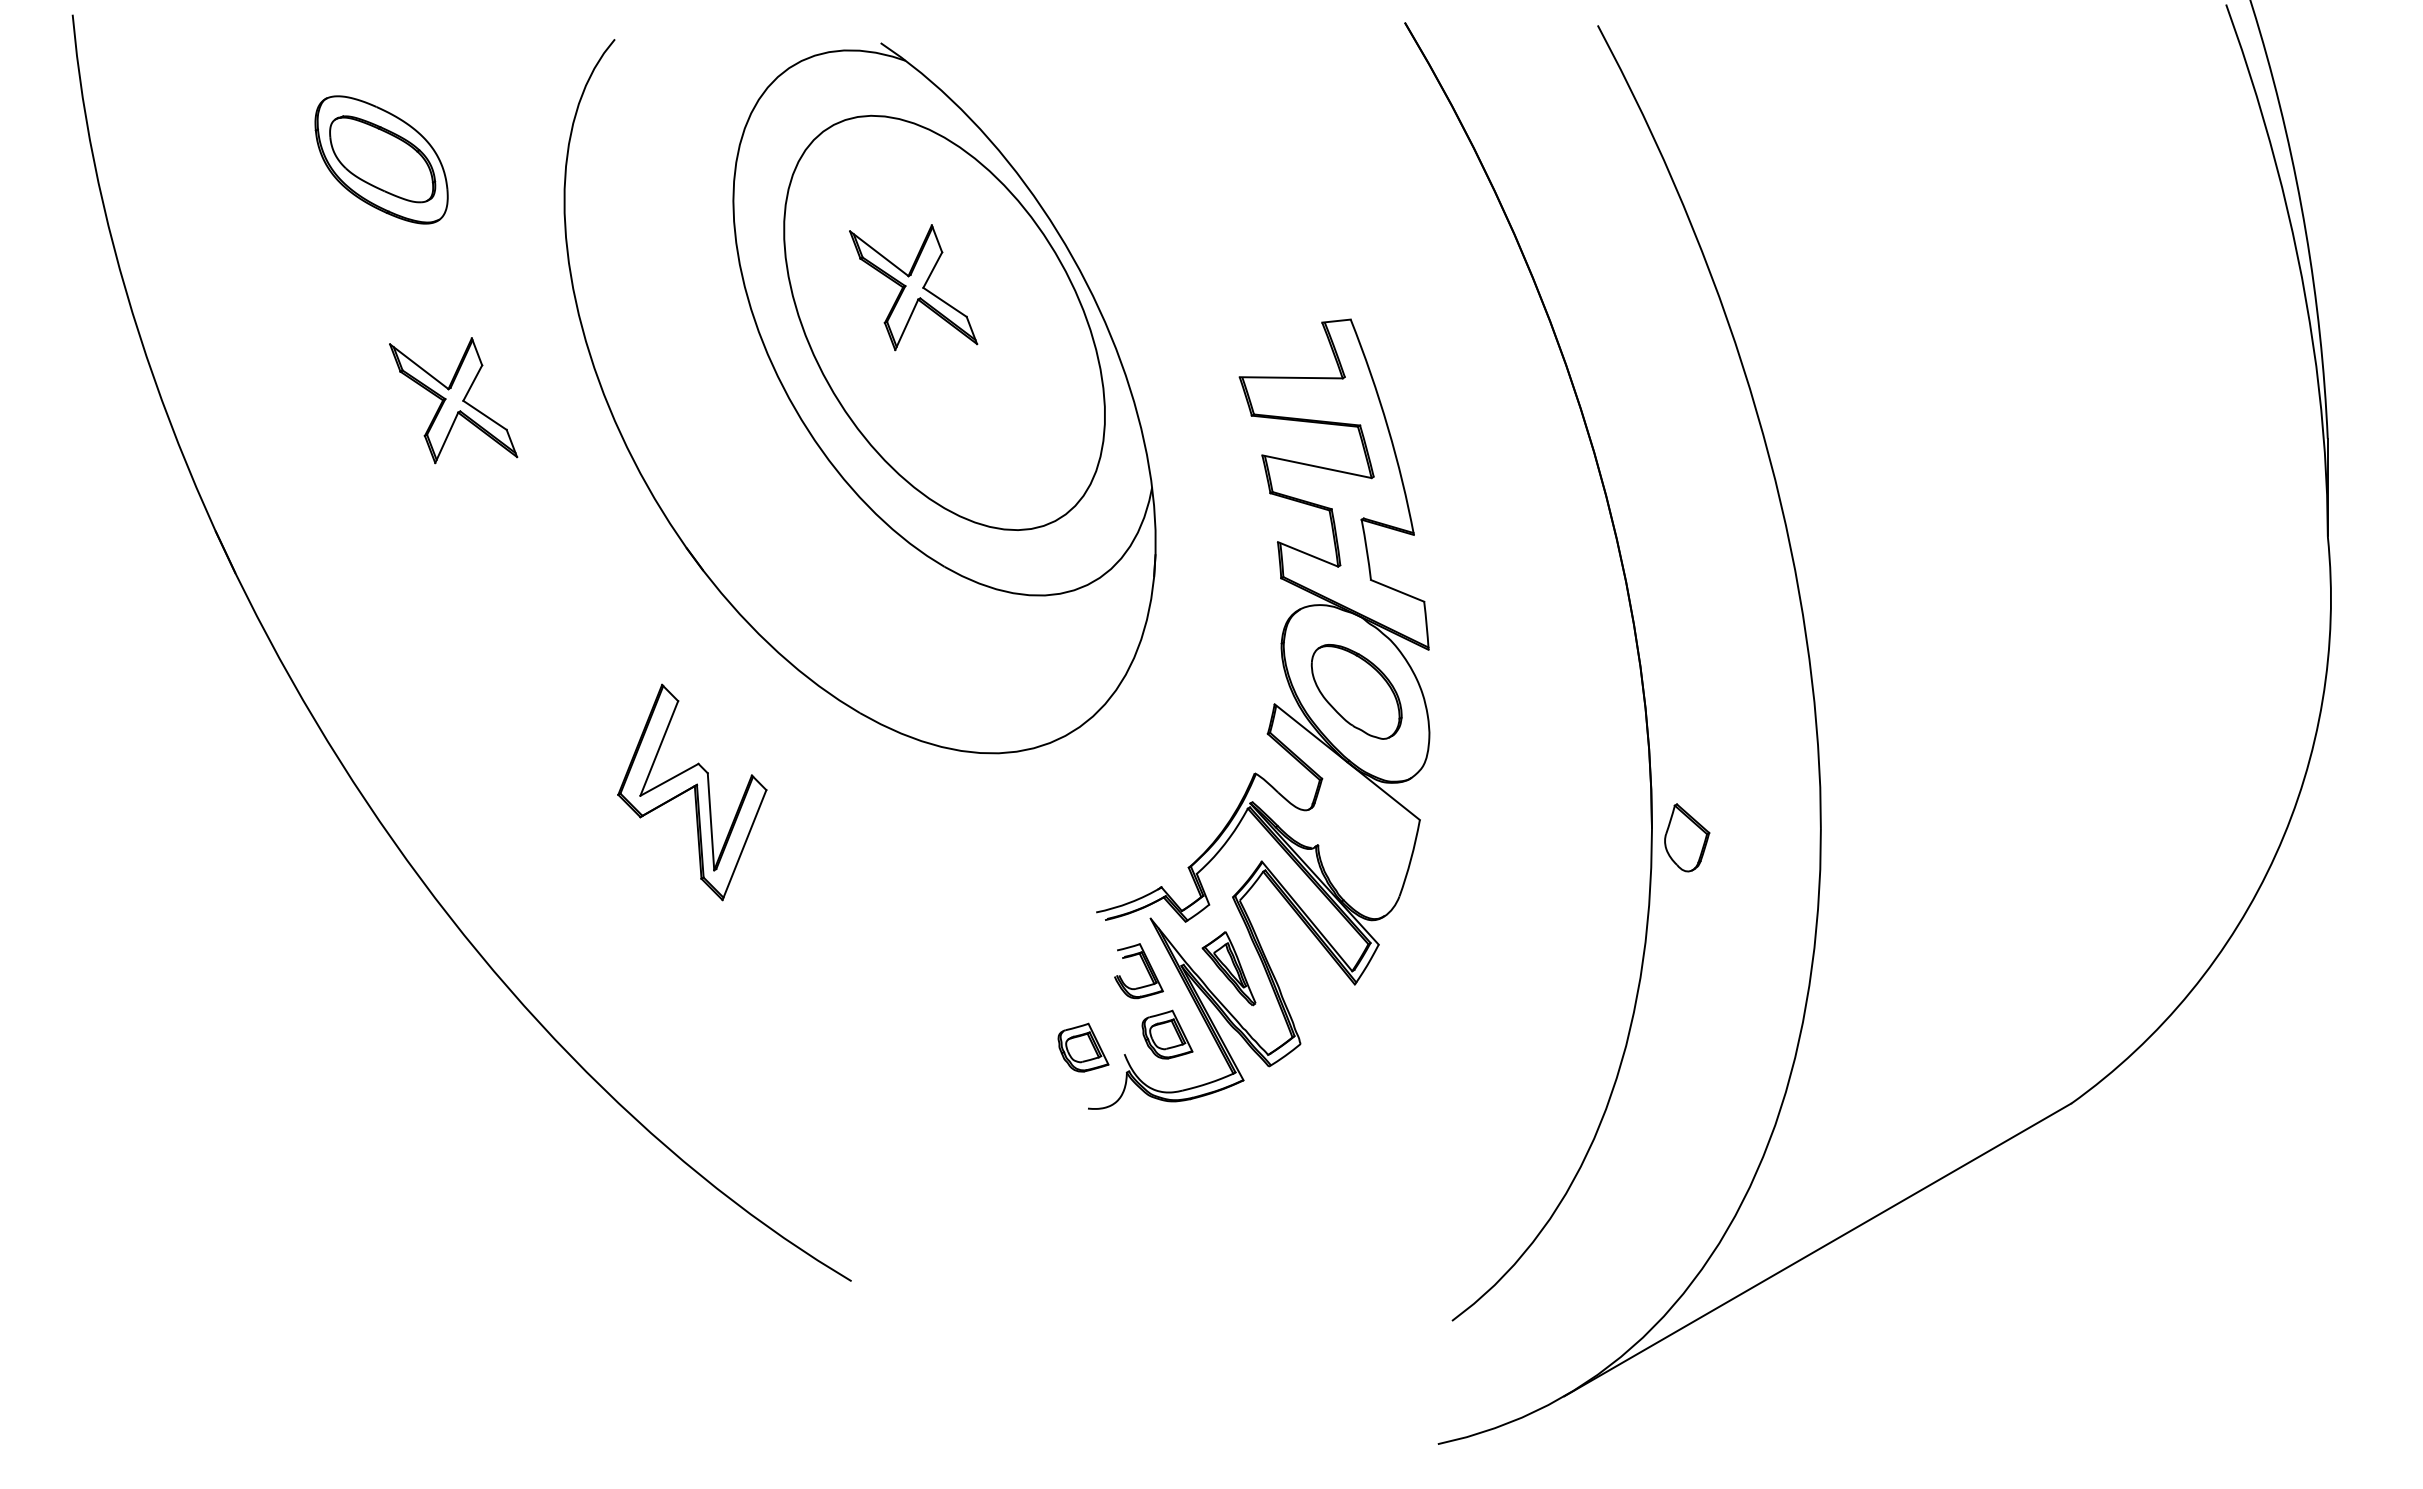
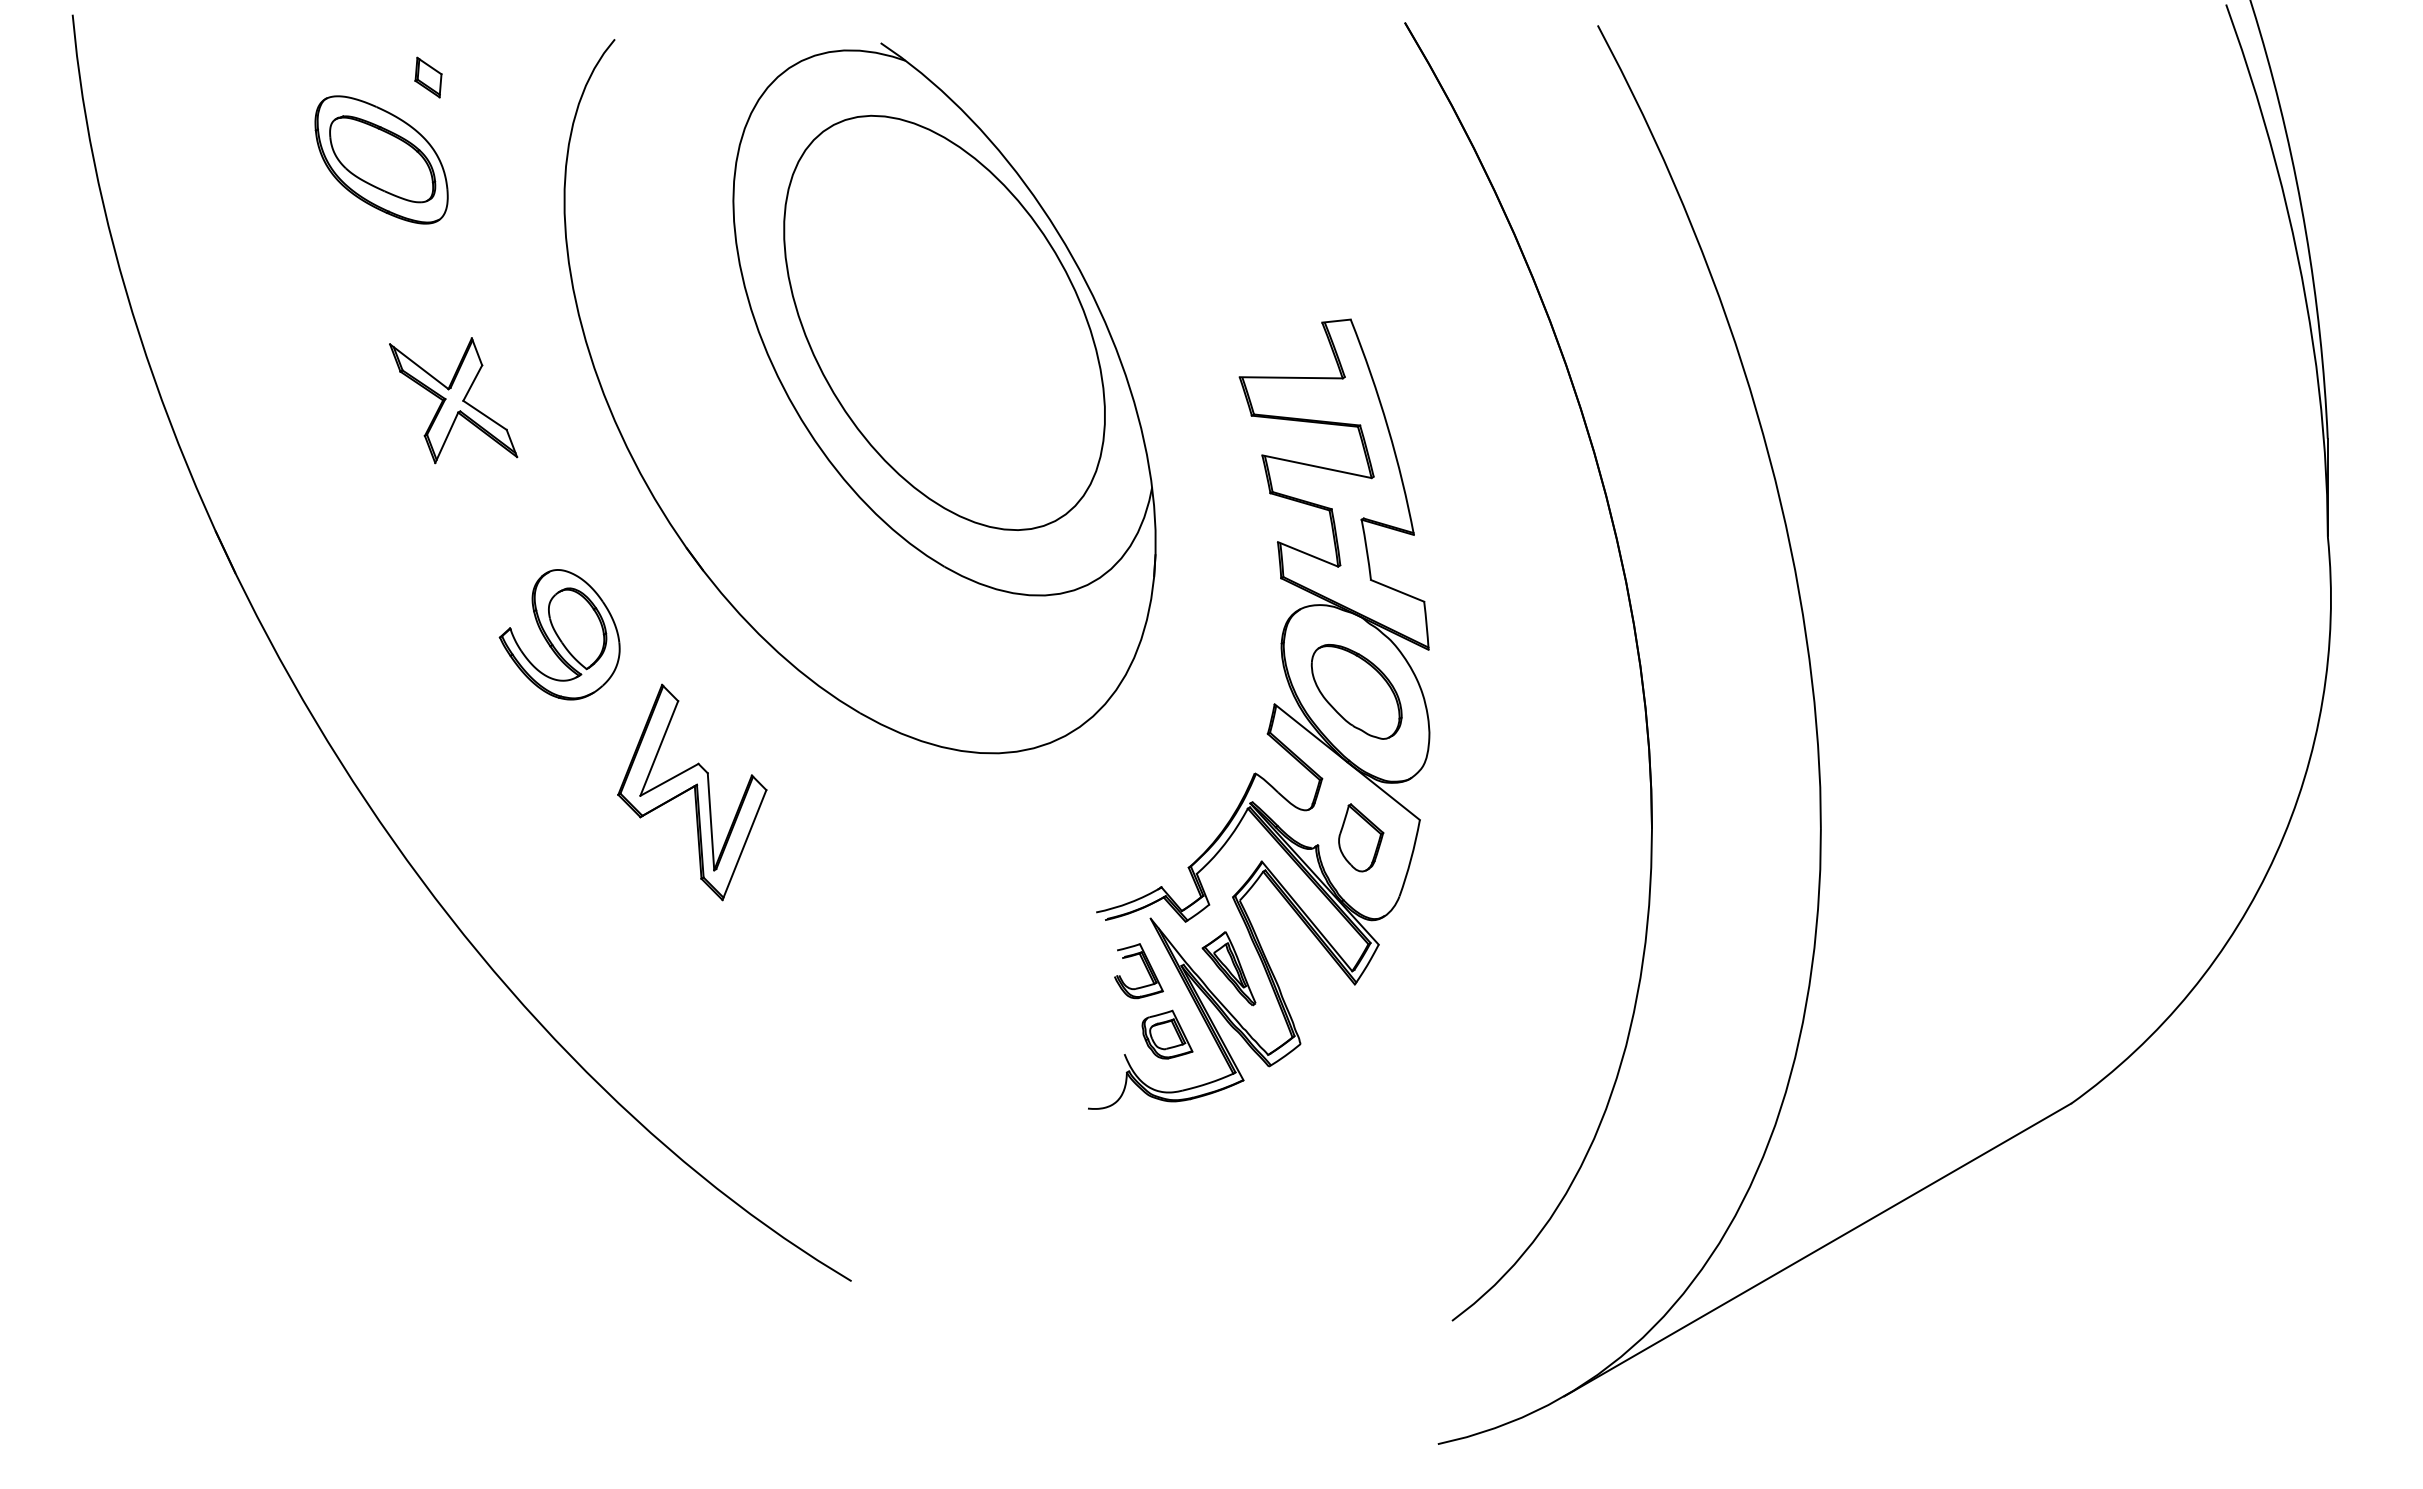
part: none -> present (428, 77)
part: present -> none (913, 287)
part: none -> present (559, 634)
part position: (1687, 837) -> (1361, 837) (1361, 837)
part: present -> none (1083, 1047)
